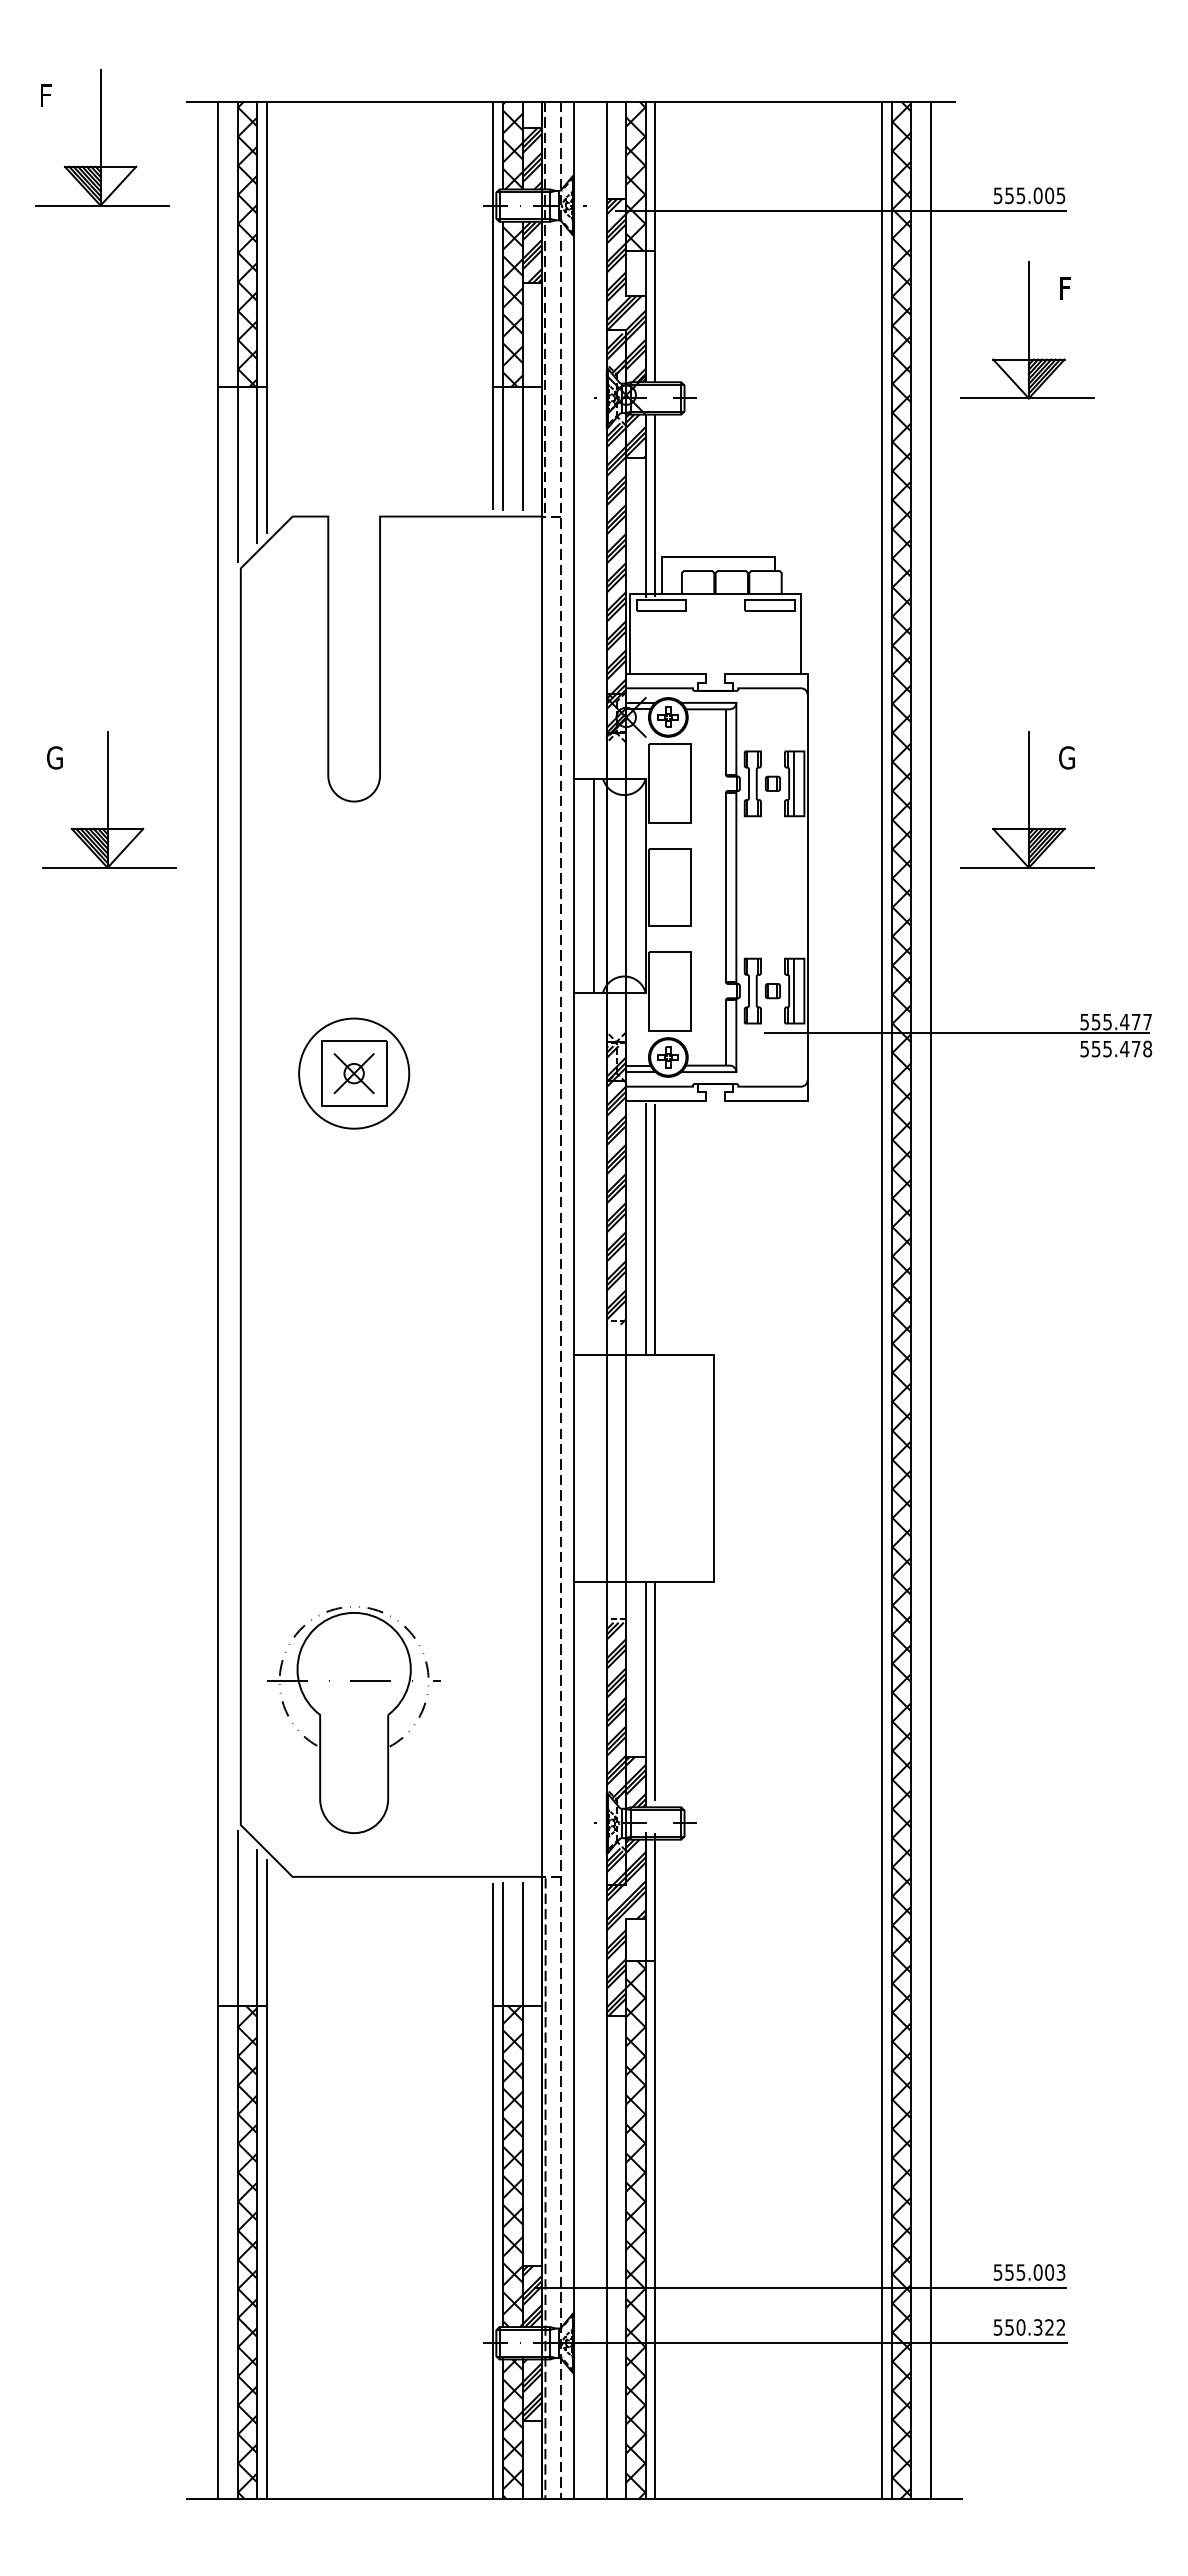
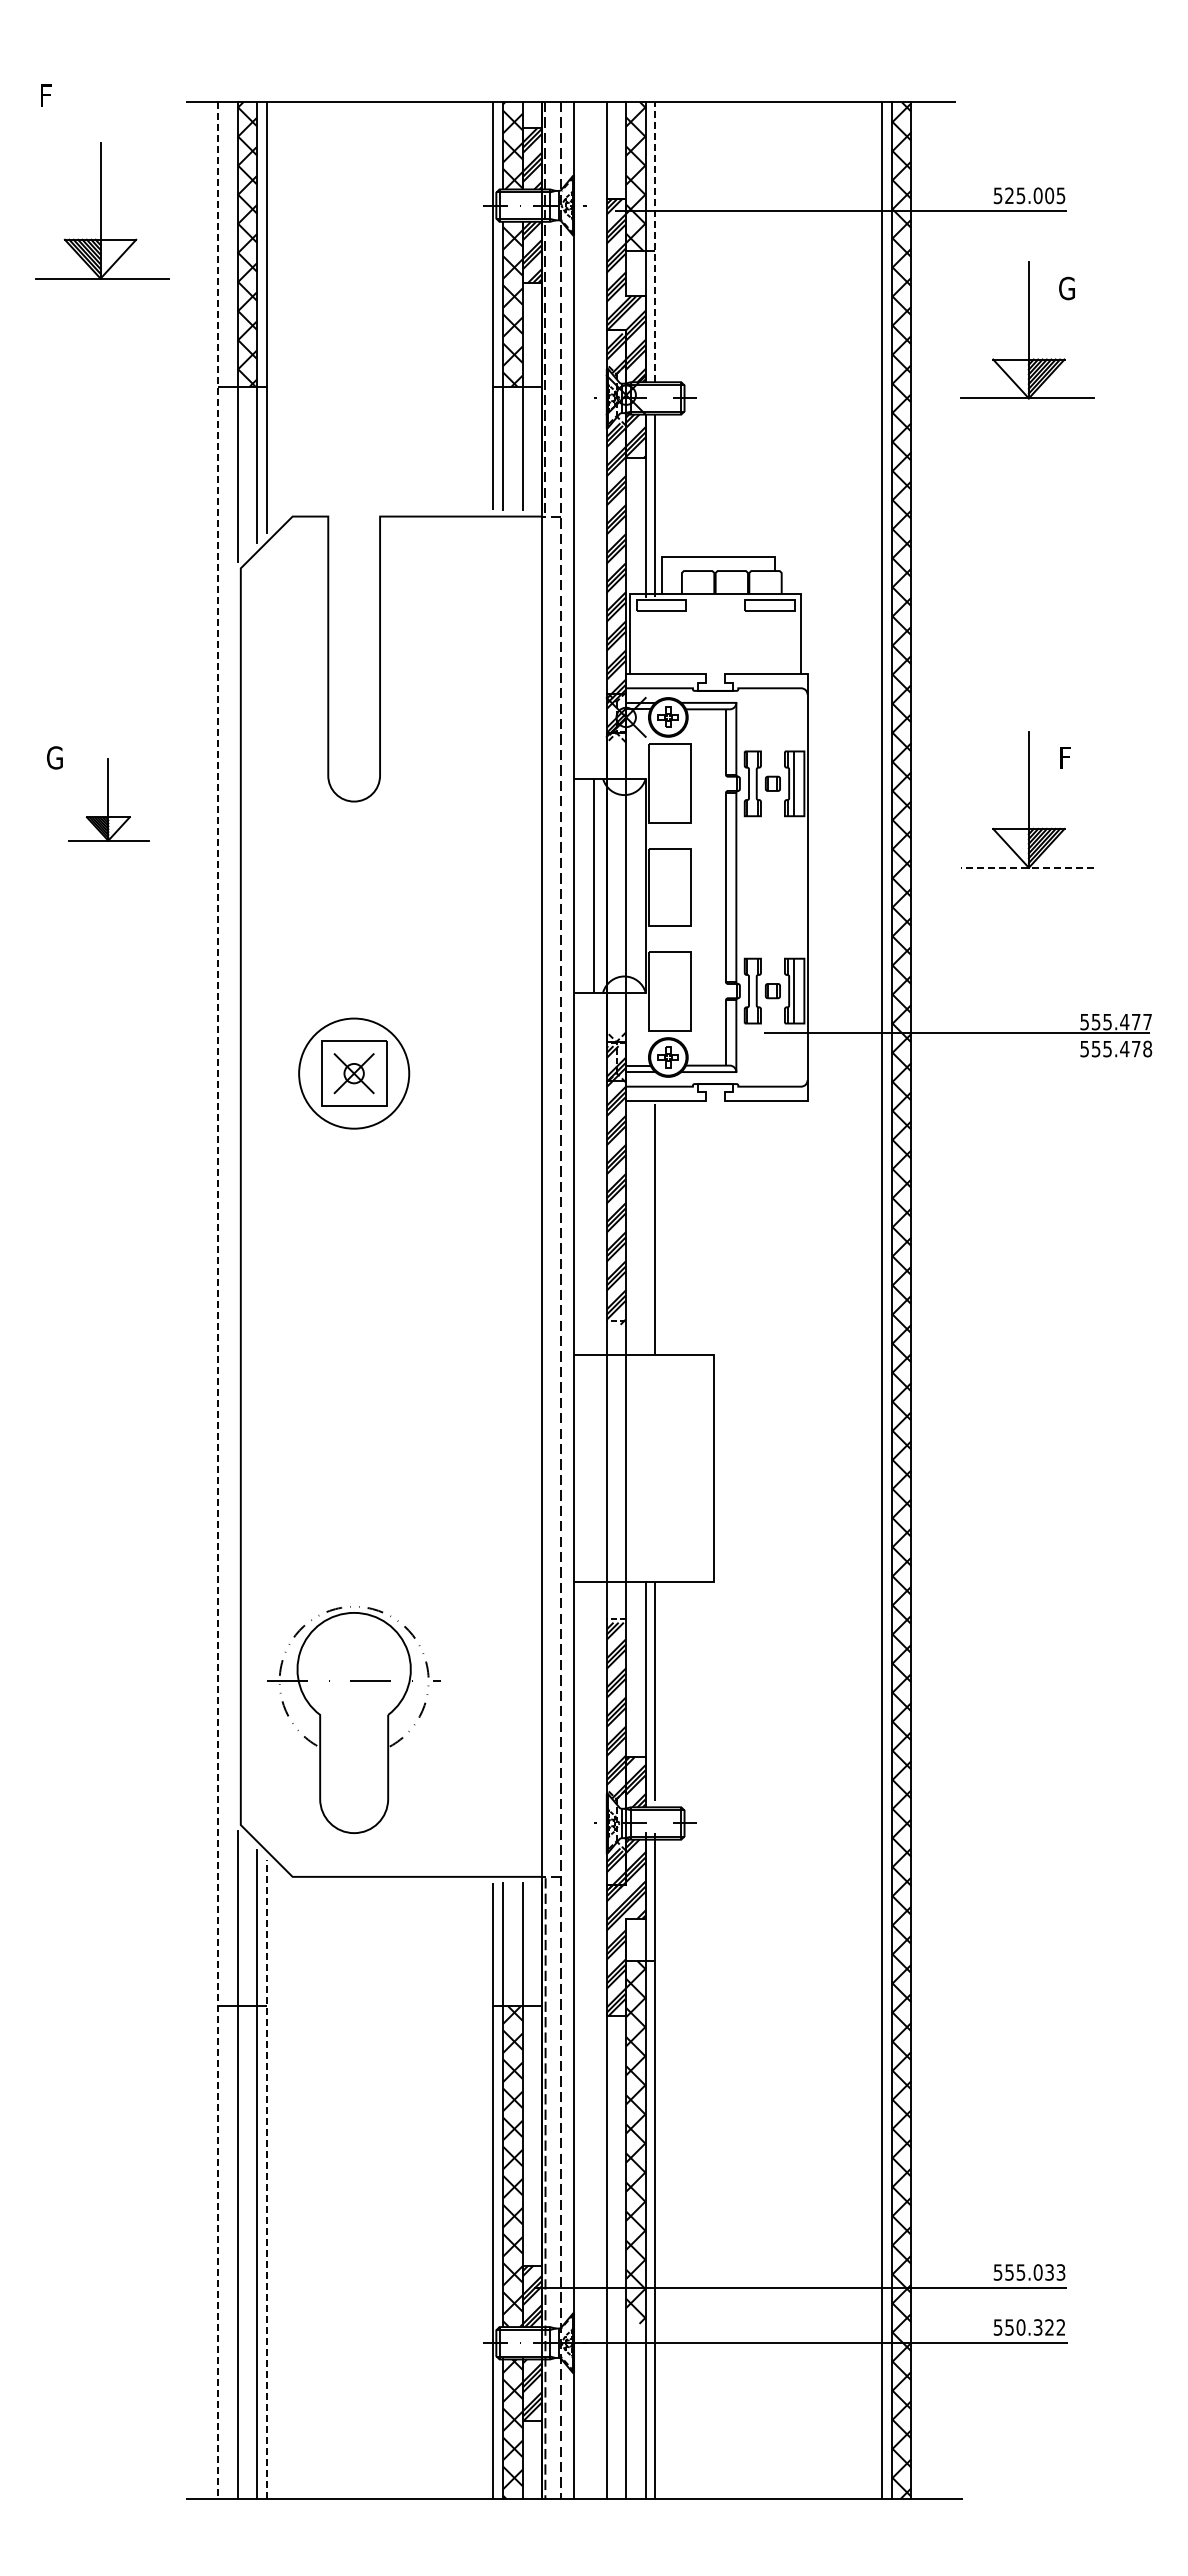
part position: (102, 137) -> (102, 210) (102, 210)
text: 555.005 -> 525.005 (1009, 195)
line: solid -> dashed (655, 241)
text: F -> G (1066, 288)
text: G -> F (1066, 757)
part size: 135x138 px -> 82x84 px (108, 799)
line: solid -> dashed (1027, 867)
line: present -> none (645, 1229)
line: solid -> dashed (218, 1300)
line: present -> none (930, 1300)
line: solid -> dashed (266, 2178)
hatch: present -> none (247, 2252)
text: 555.003 -> 555.033 (1049, 2272)
hatch: present -> none (635, 2410)
